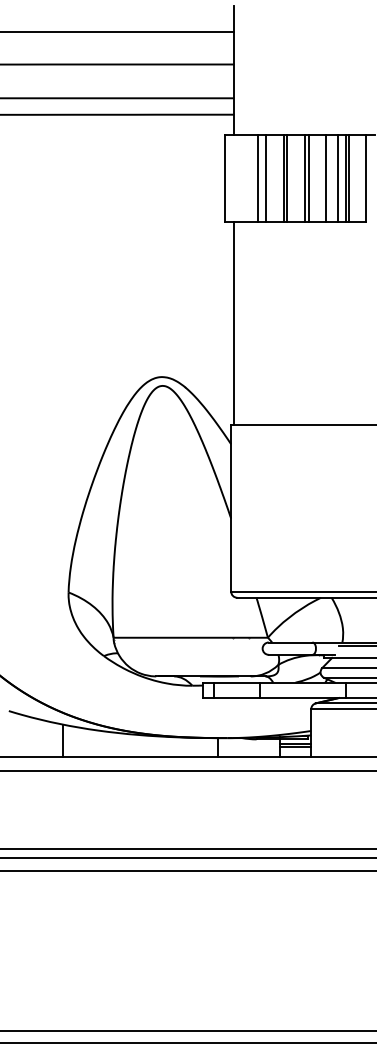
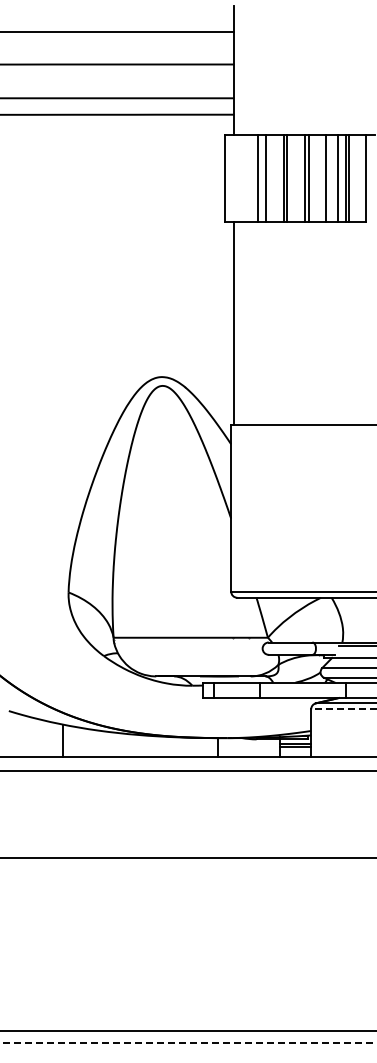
line: solid -> dashed (344, 709)
line: present -> none (187, 849)
line: present -> none (187, 870)
line: solid -> dashed (188, 1043)
